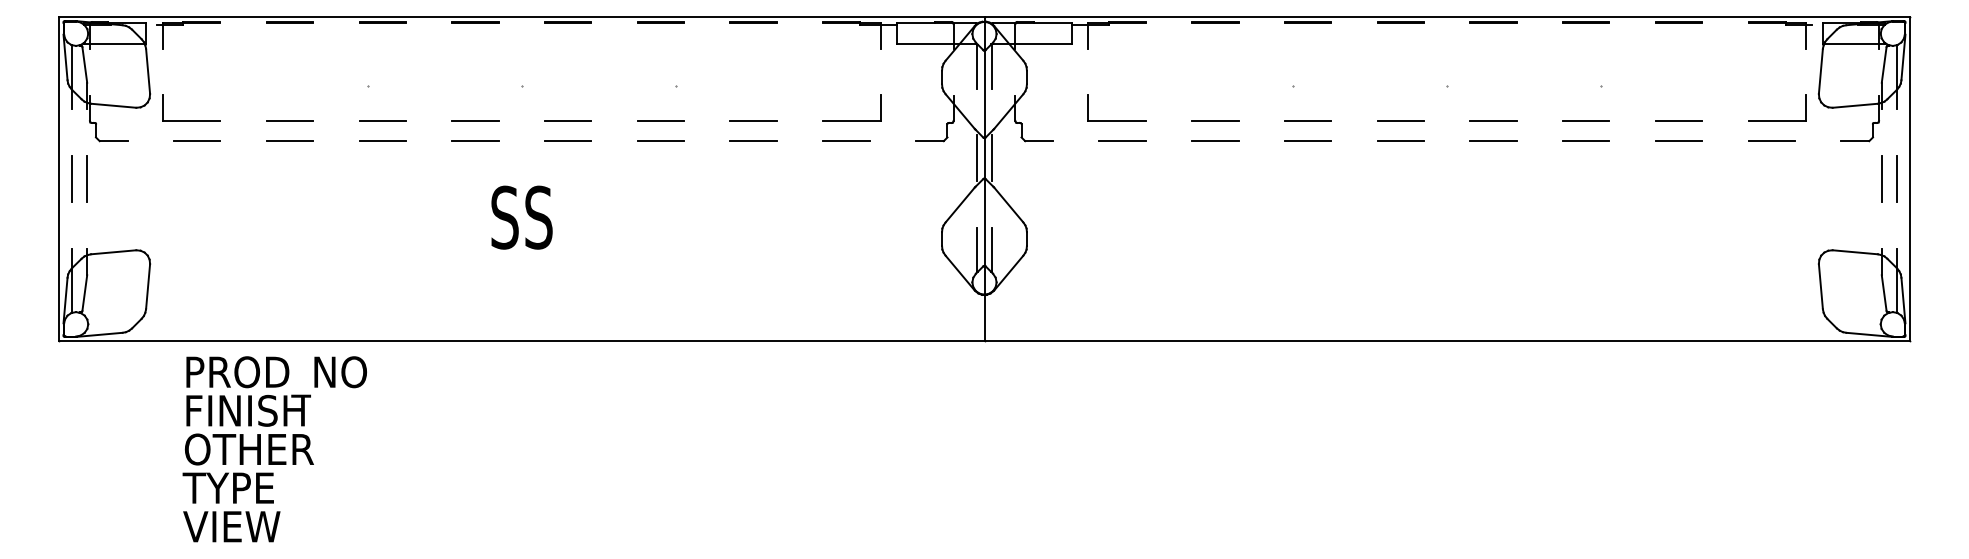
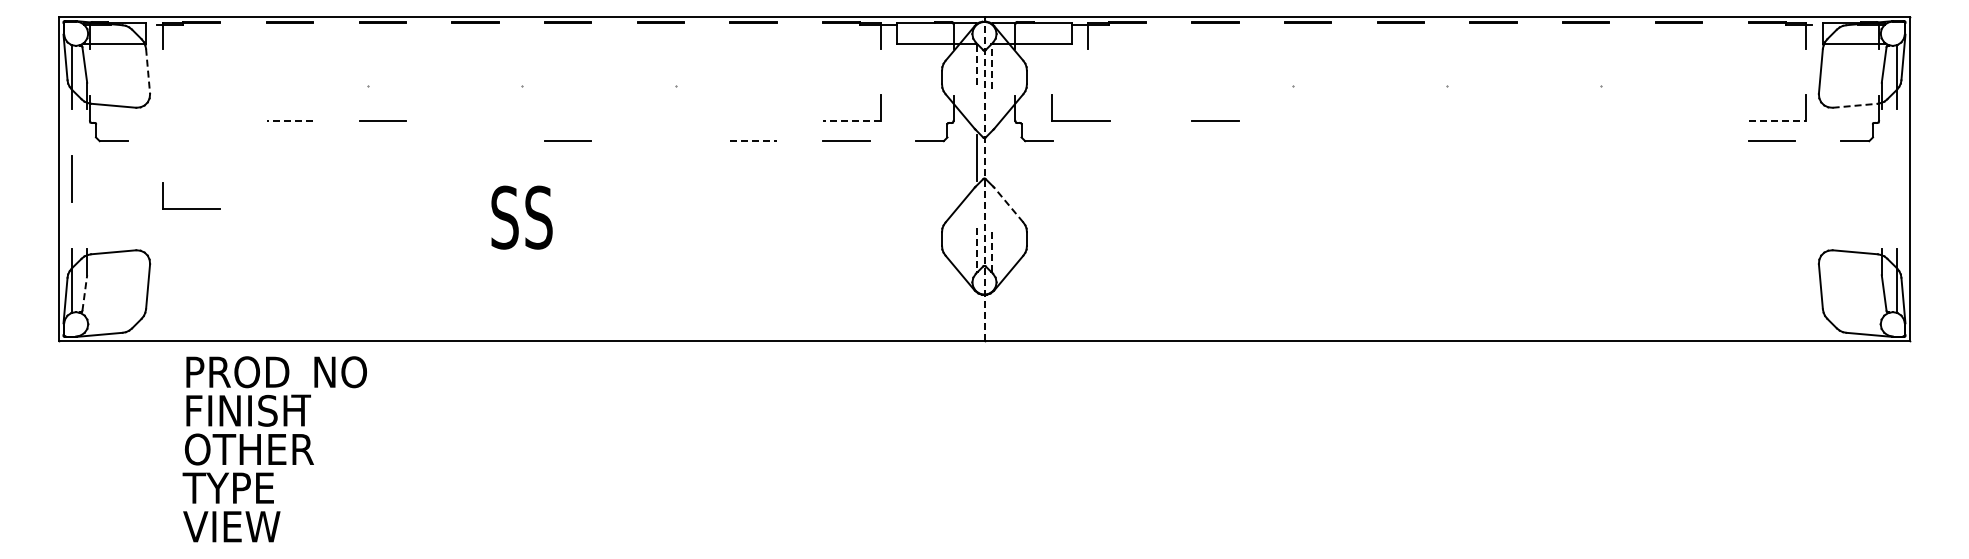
line: solid -> dashed (992, 66)
line: solid -> dashed (976, 67)
line: solid -> dashed (148, 71)
line: solid -> dashed (1855, 105)
part position: (191, 120) -> (191, 208) (191, 208)
part position: (1116, 120) -> (1080, 120) (1080, 120)
line: present -> none (1678, 120)
line: solid -> dashed (289, 121)
line: present -> none (475, 121)
line: present -> none (568, 121)
line: present -> none (660, 121)
line: present -> none (753, 121)
line: solid -> dashed (851, 121)
line: present -> none (1307, 121)
line: present -> none (1400, 121)
line: present -> none (1493, 121)
line: present -> none (1586, 121)
line: solid -> dashed (1777, 121)
line: present -> none (1215, 140)
line: present -> none (1678, 140)
line: present -> none (197, 141)
line: present -> none (289, 141)
line: present -> none (382, 141)
line: present -> none (475, 141)
line: present -> none (660, 141)
line: solid -> dashed (754, 141)
line: present -> none (1122, 141)
line: present -> none (1307, 141)
line: present -> none (1400, 141)
line: present -> none (1493, 141)
line: present -> none (1586, 141)
line: present -> none (992, 157)
line: present -> none (87, 178)
line: solid -> dashed (984, 178)
line: present -> none (1881, 178)
line: present -> none (1897, 178)
line: solid -> dashed (1008, 205)
line: solid -> dashed (992, 249)
line: solid -> dashed (976, 250)
line: solid -> dashed (84, 292)
